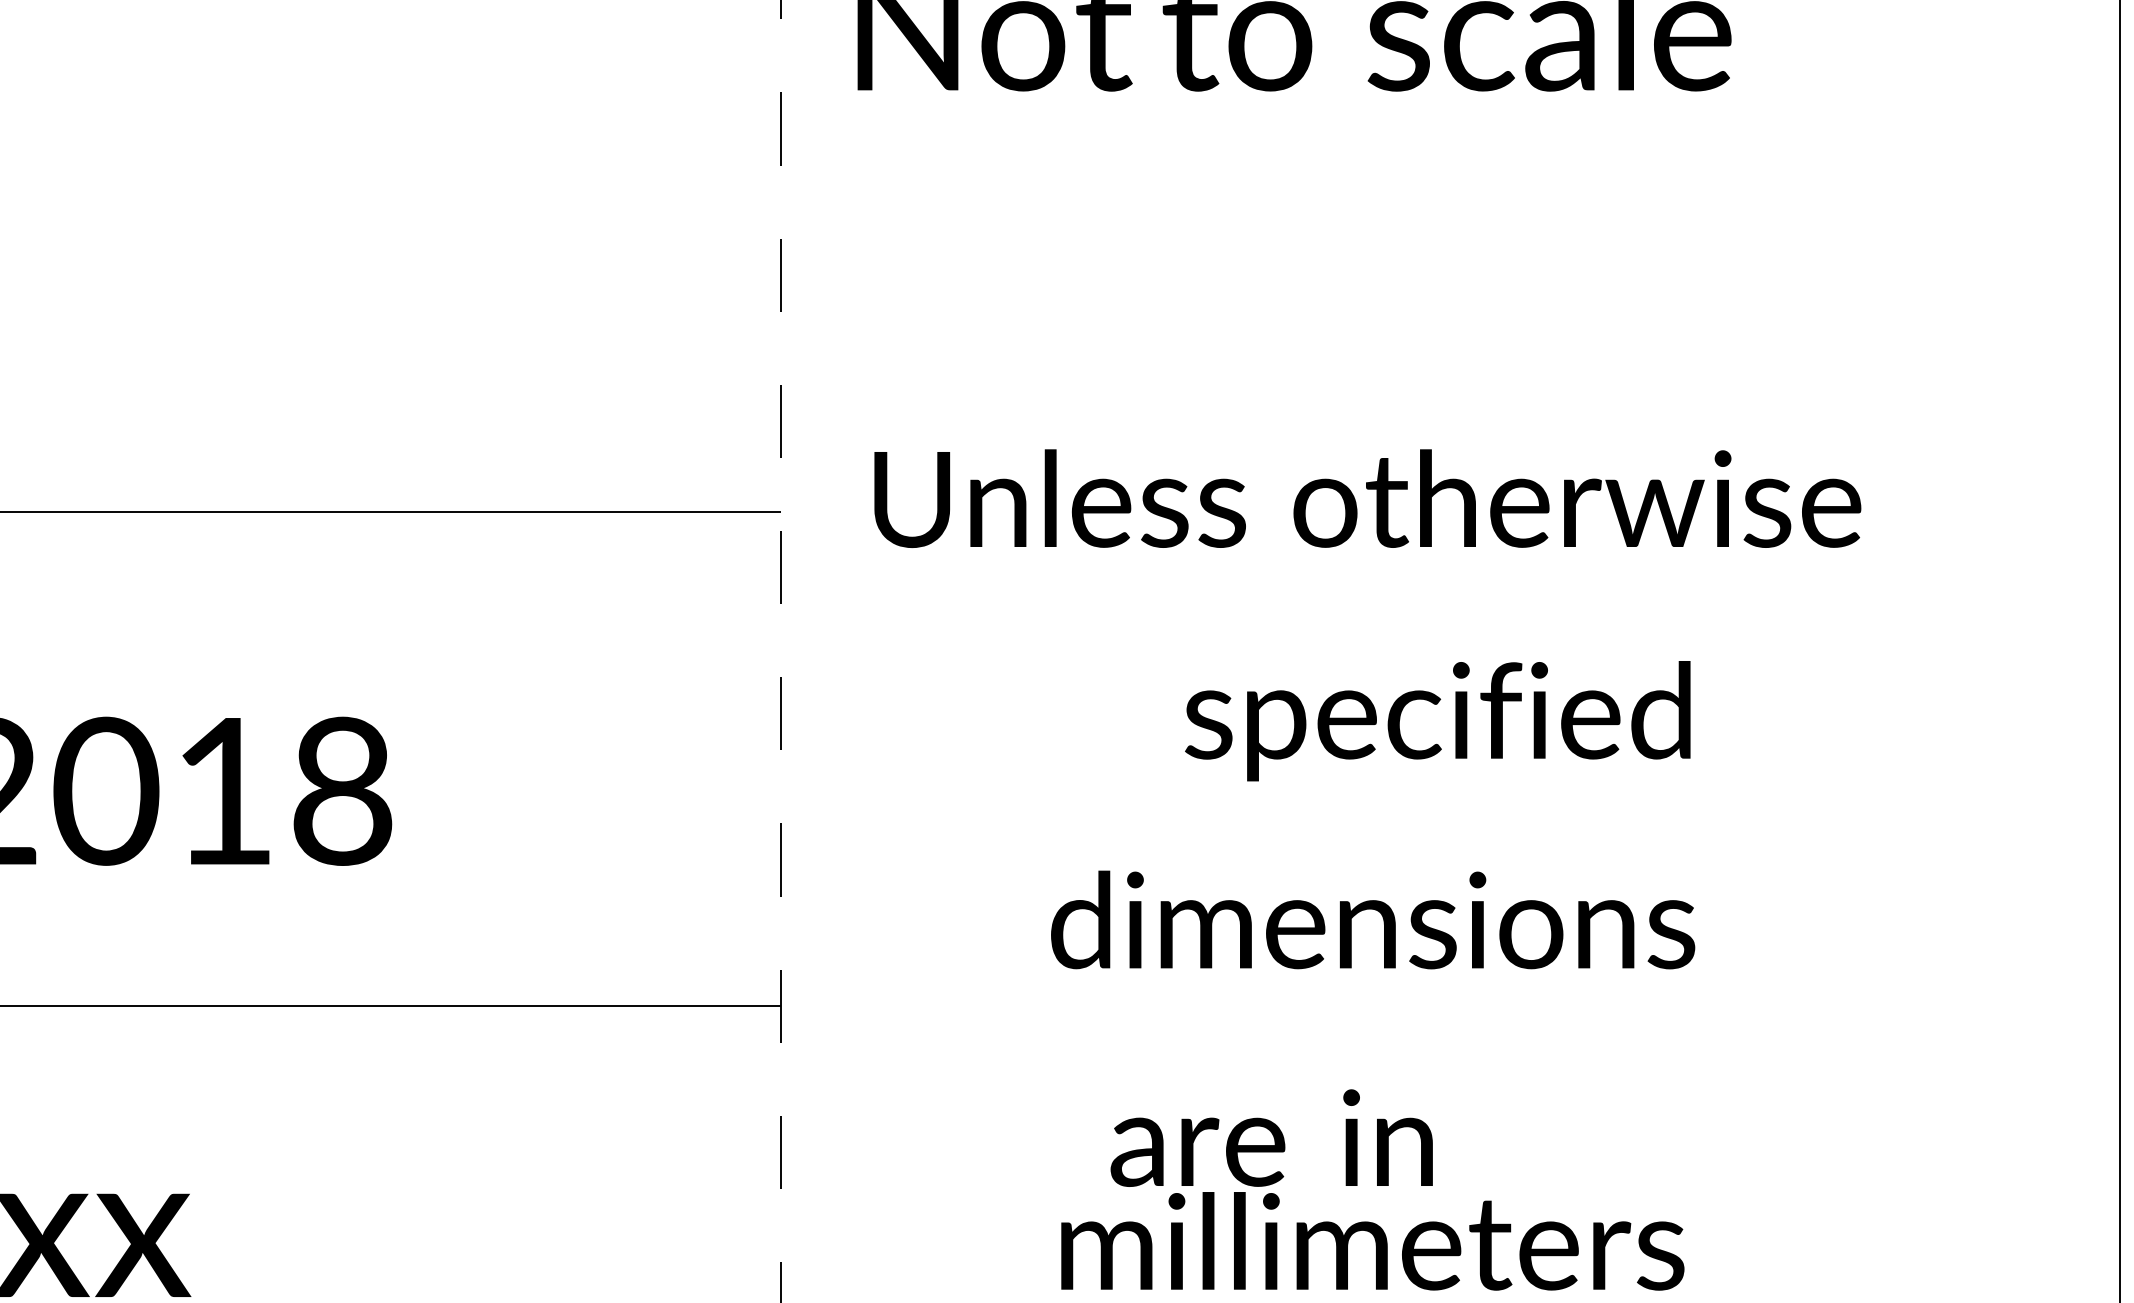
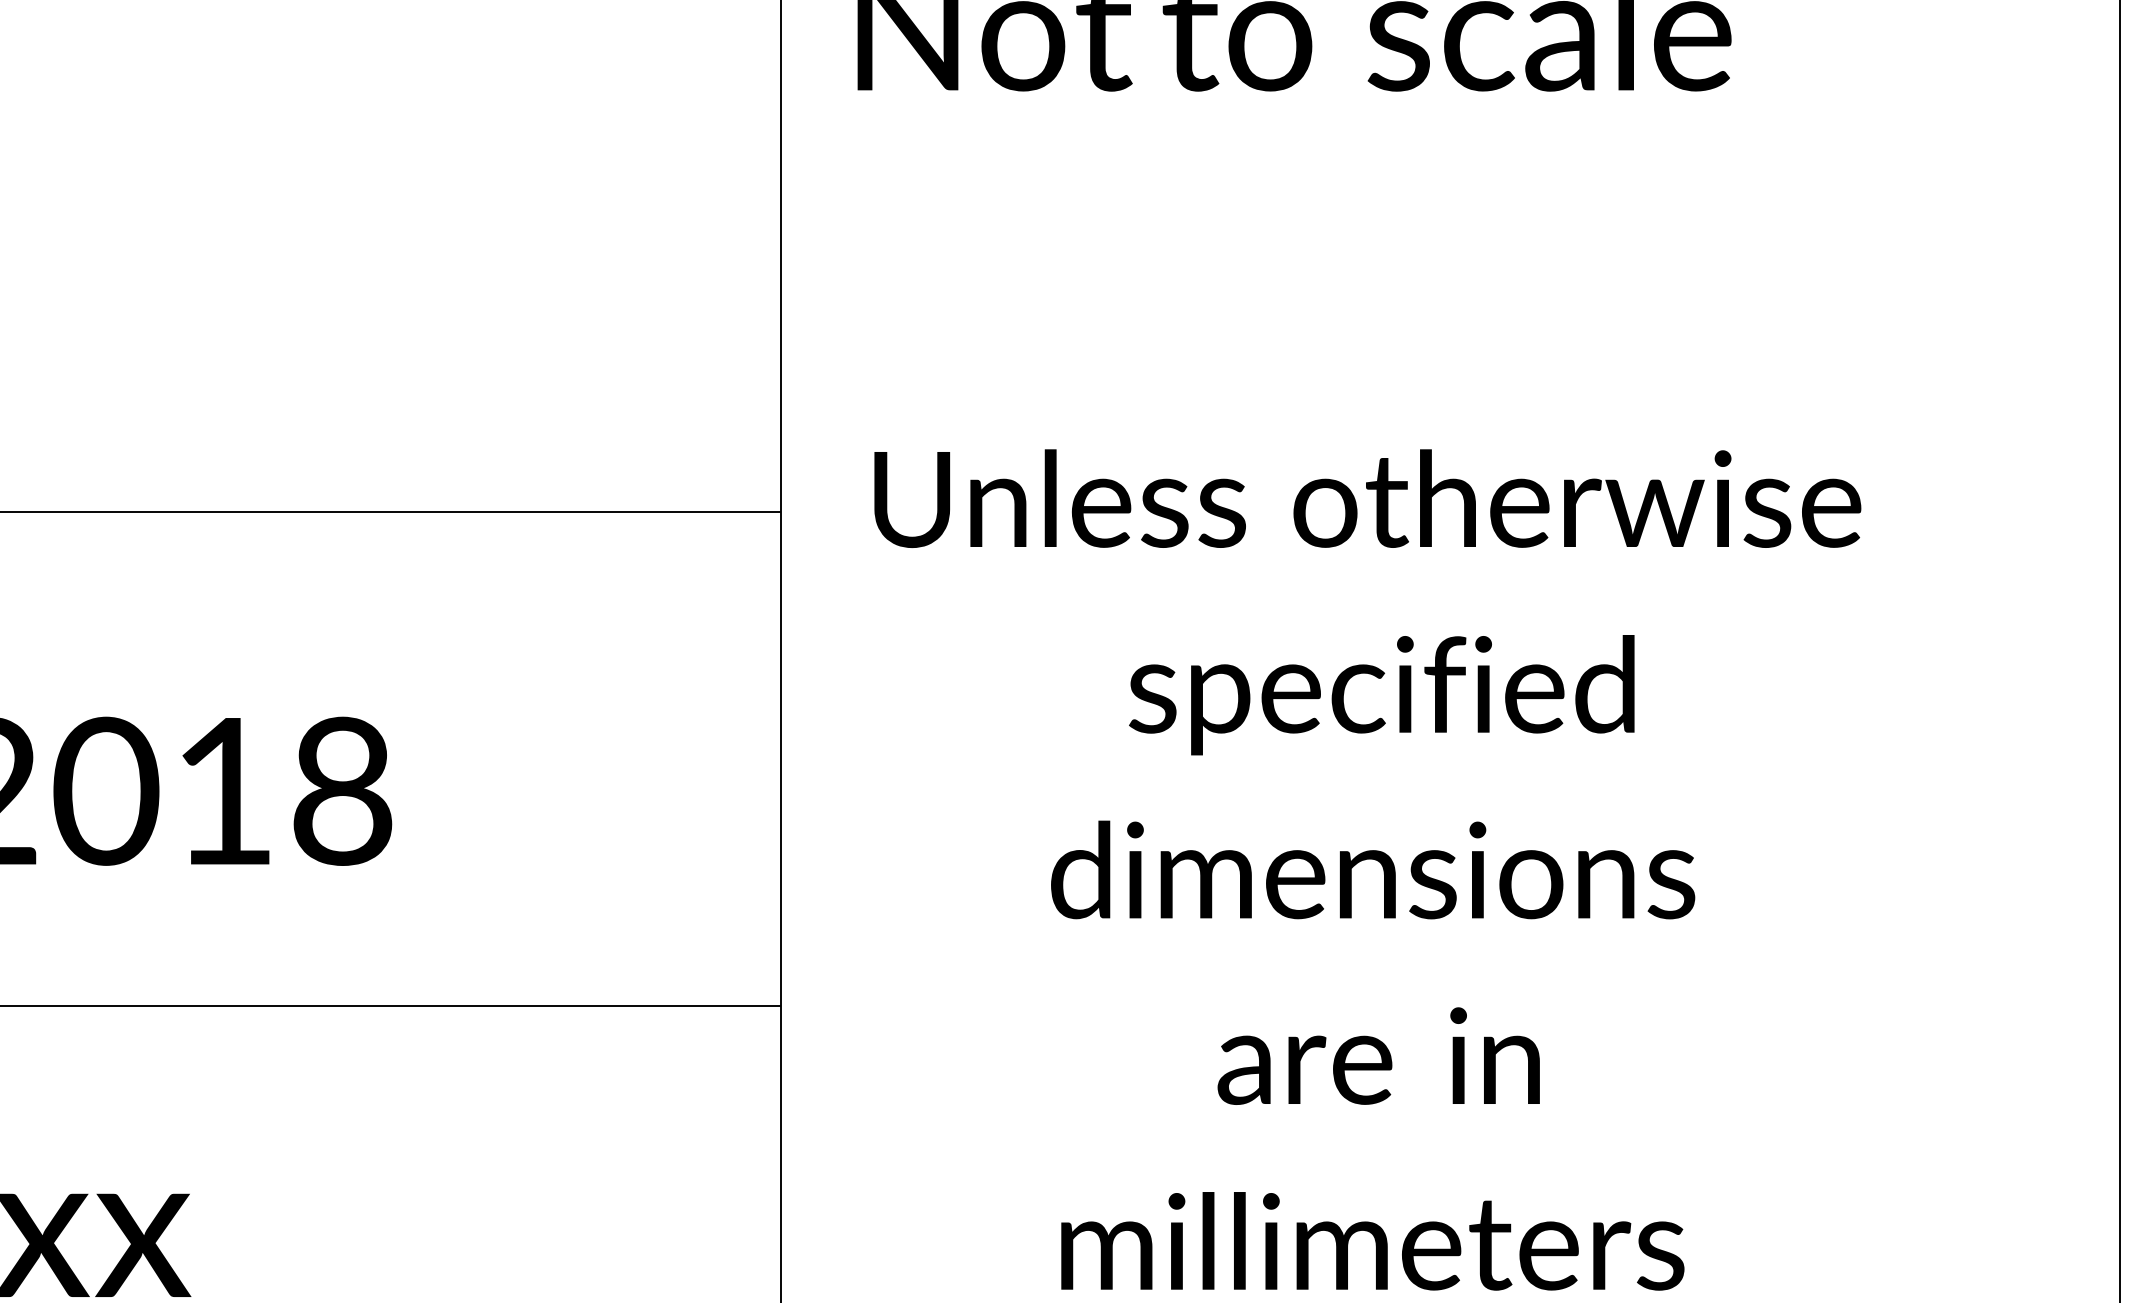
line: dashed -> solid (780, 651)
text position: (1437, 721) -> (1381, 695) (1381, 695)
text position: (1373, 919) -> (1373, 869) (1373, 869)
text position: (1271, 1137) -> (1378, 1055) (1378, 1055)
